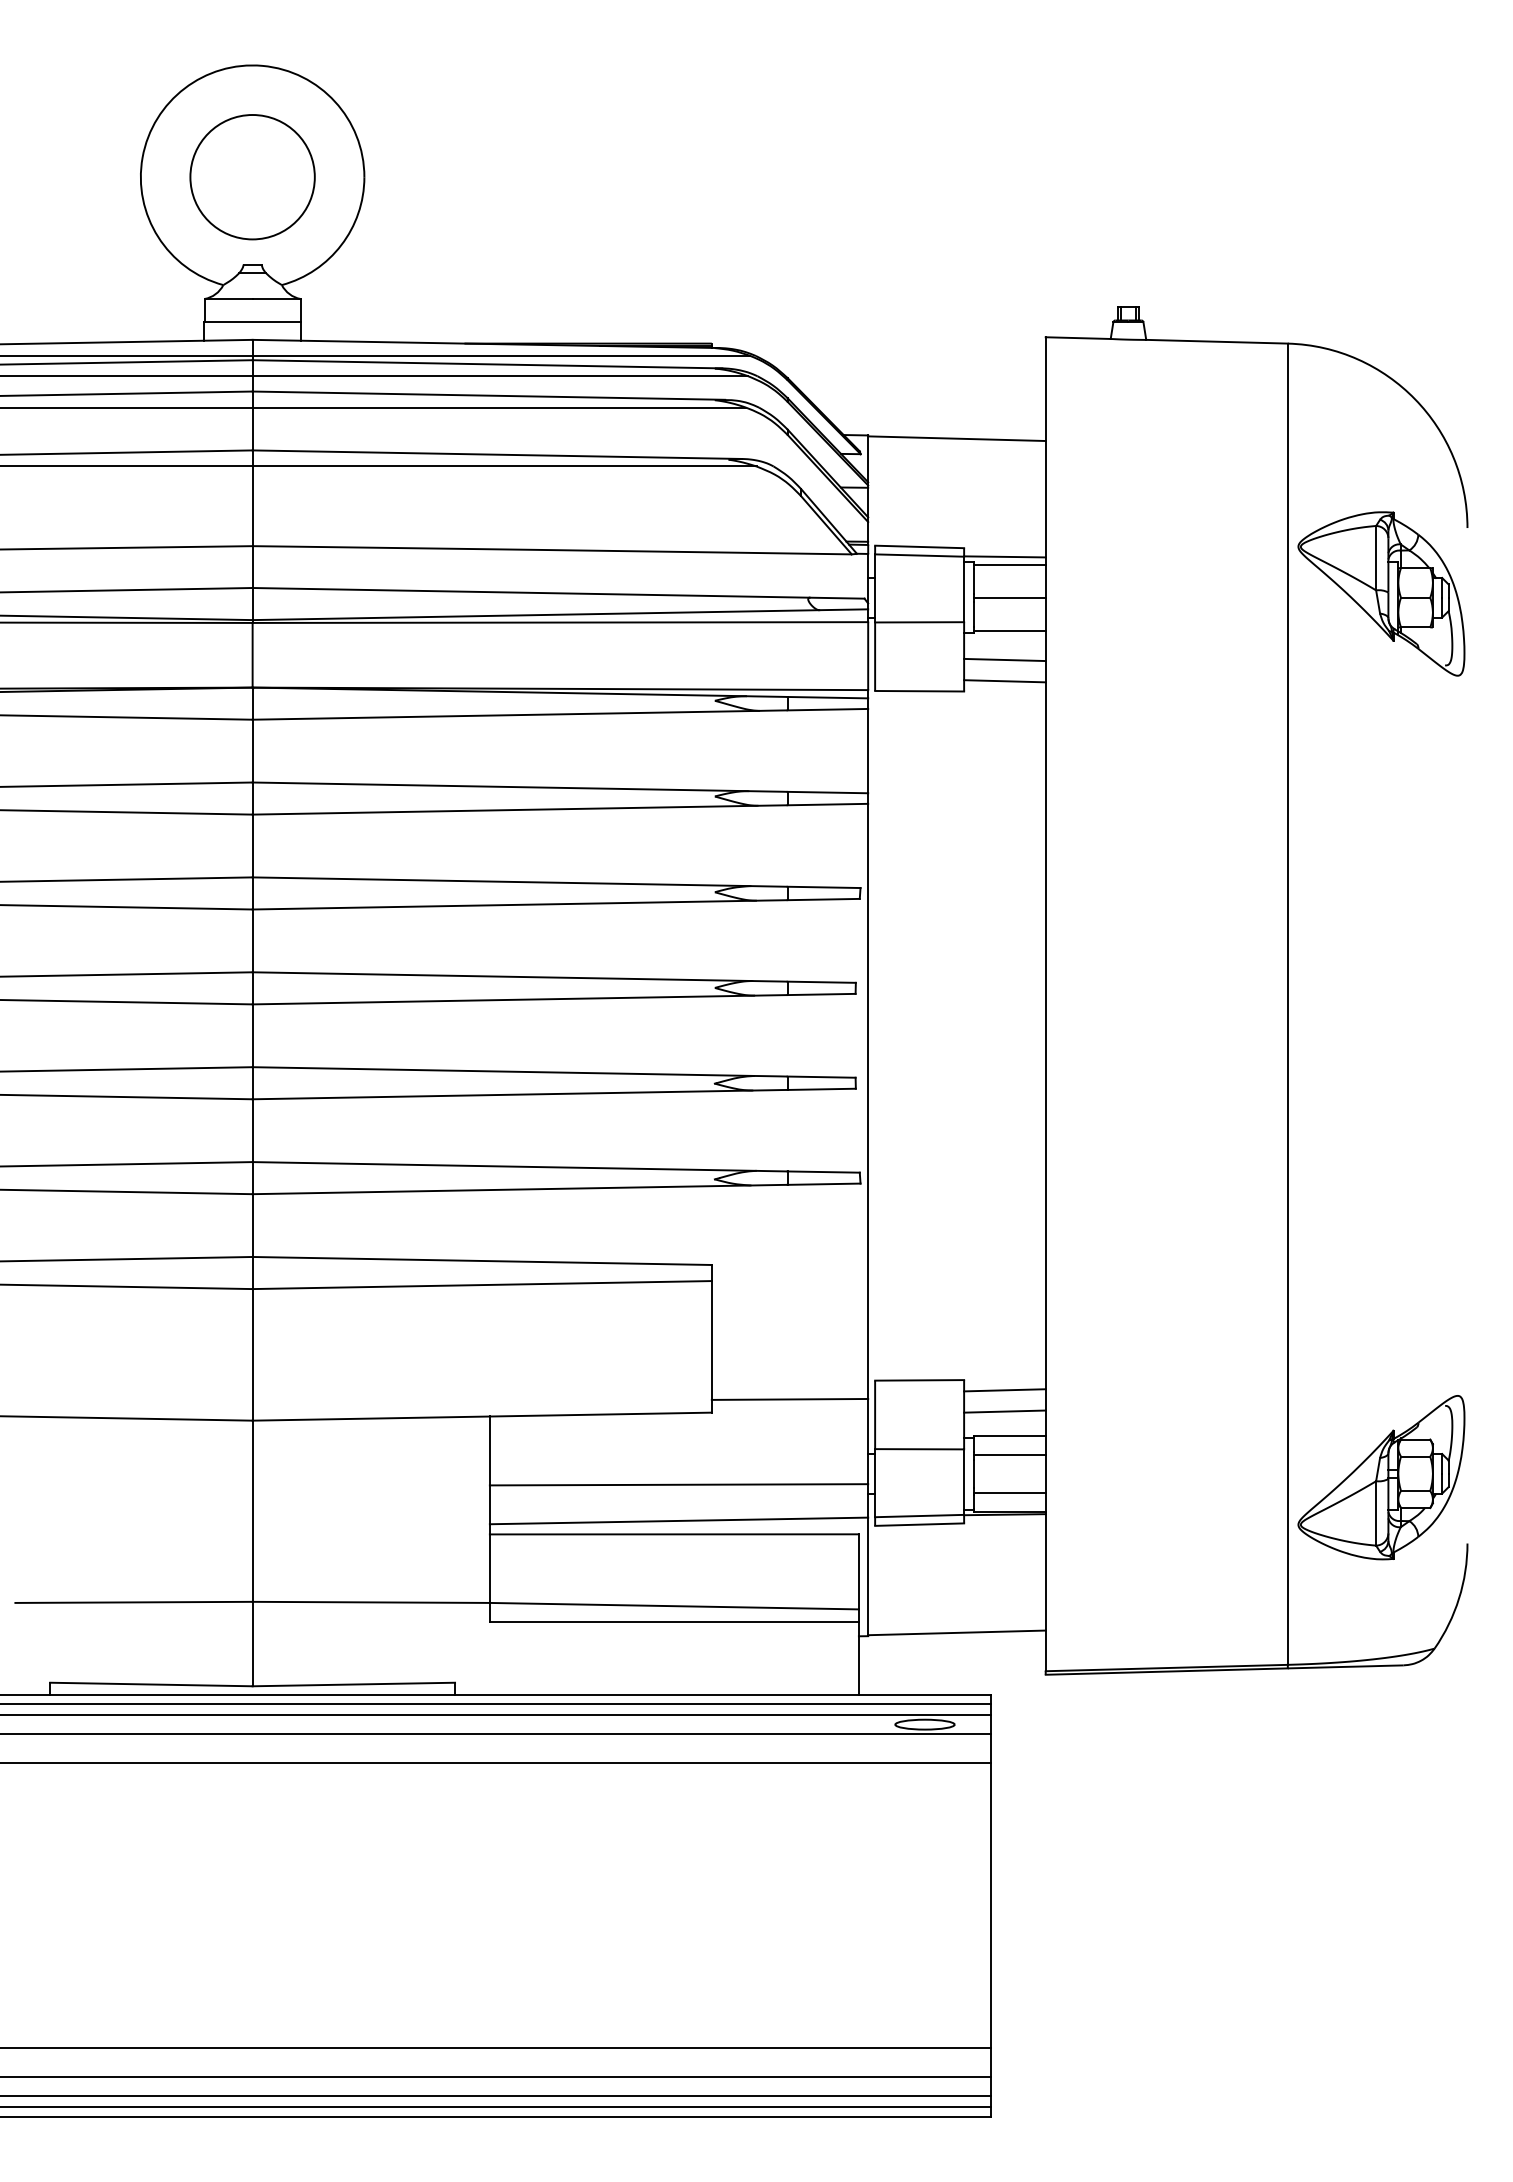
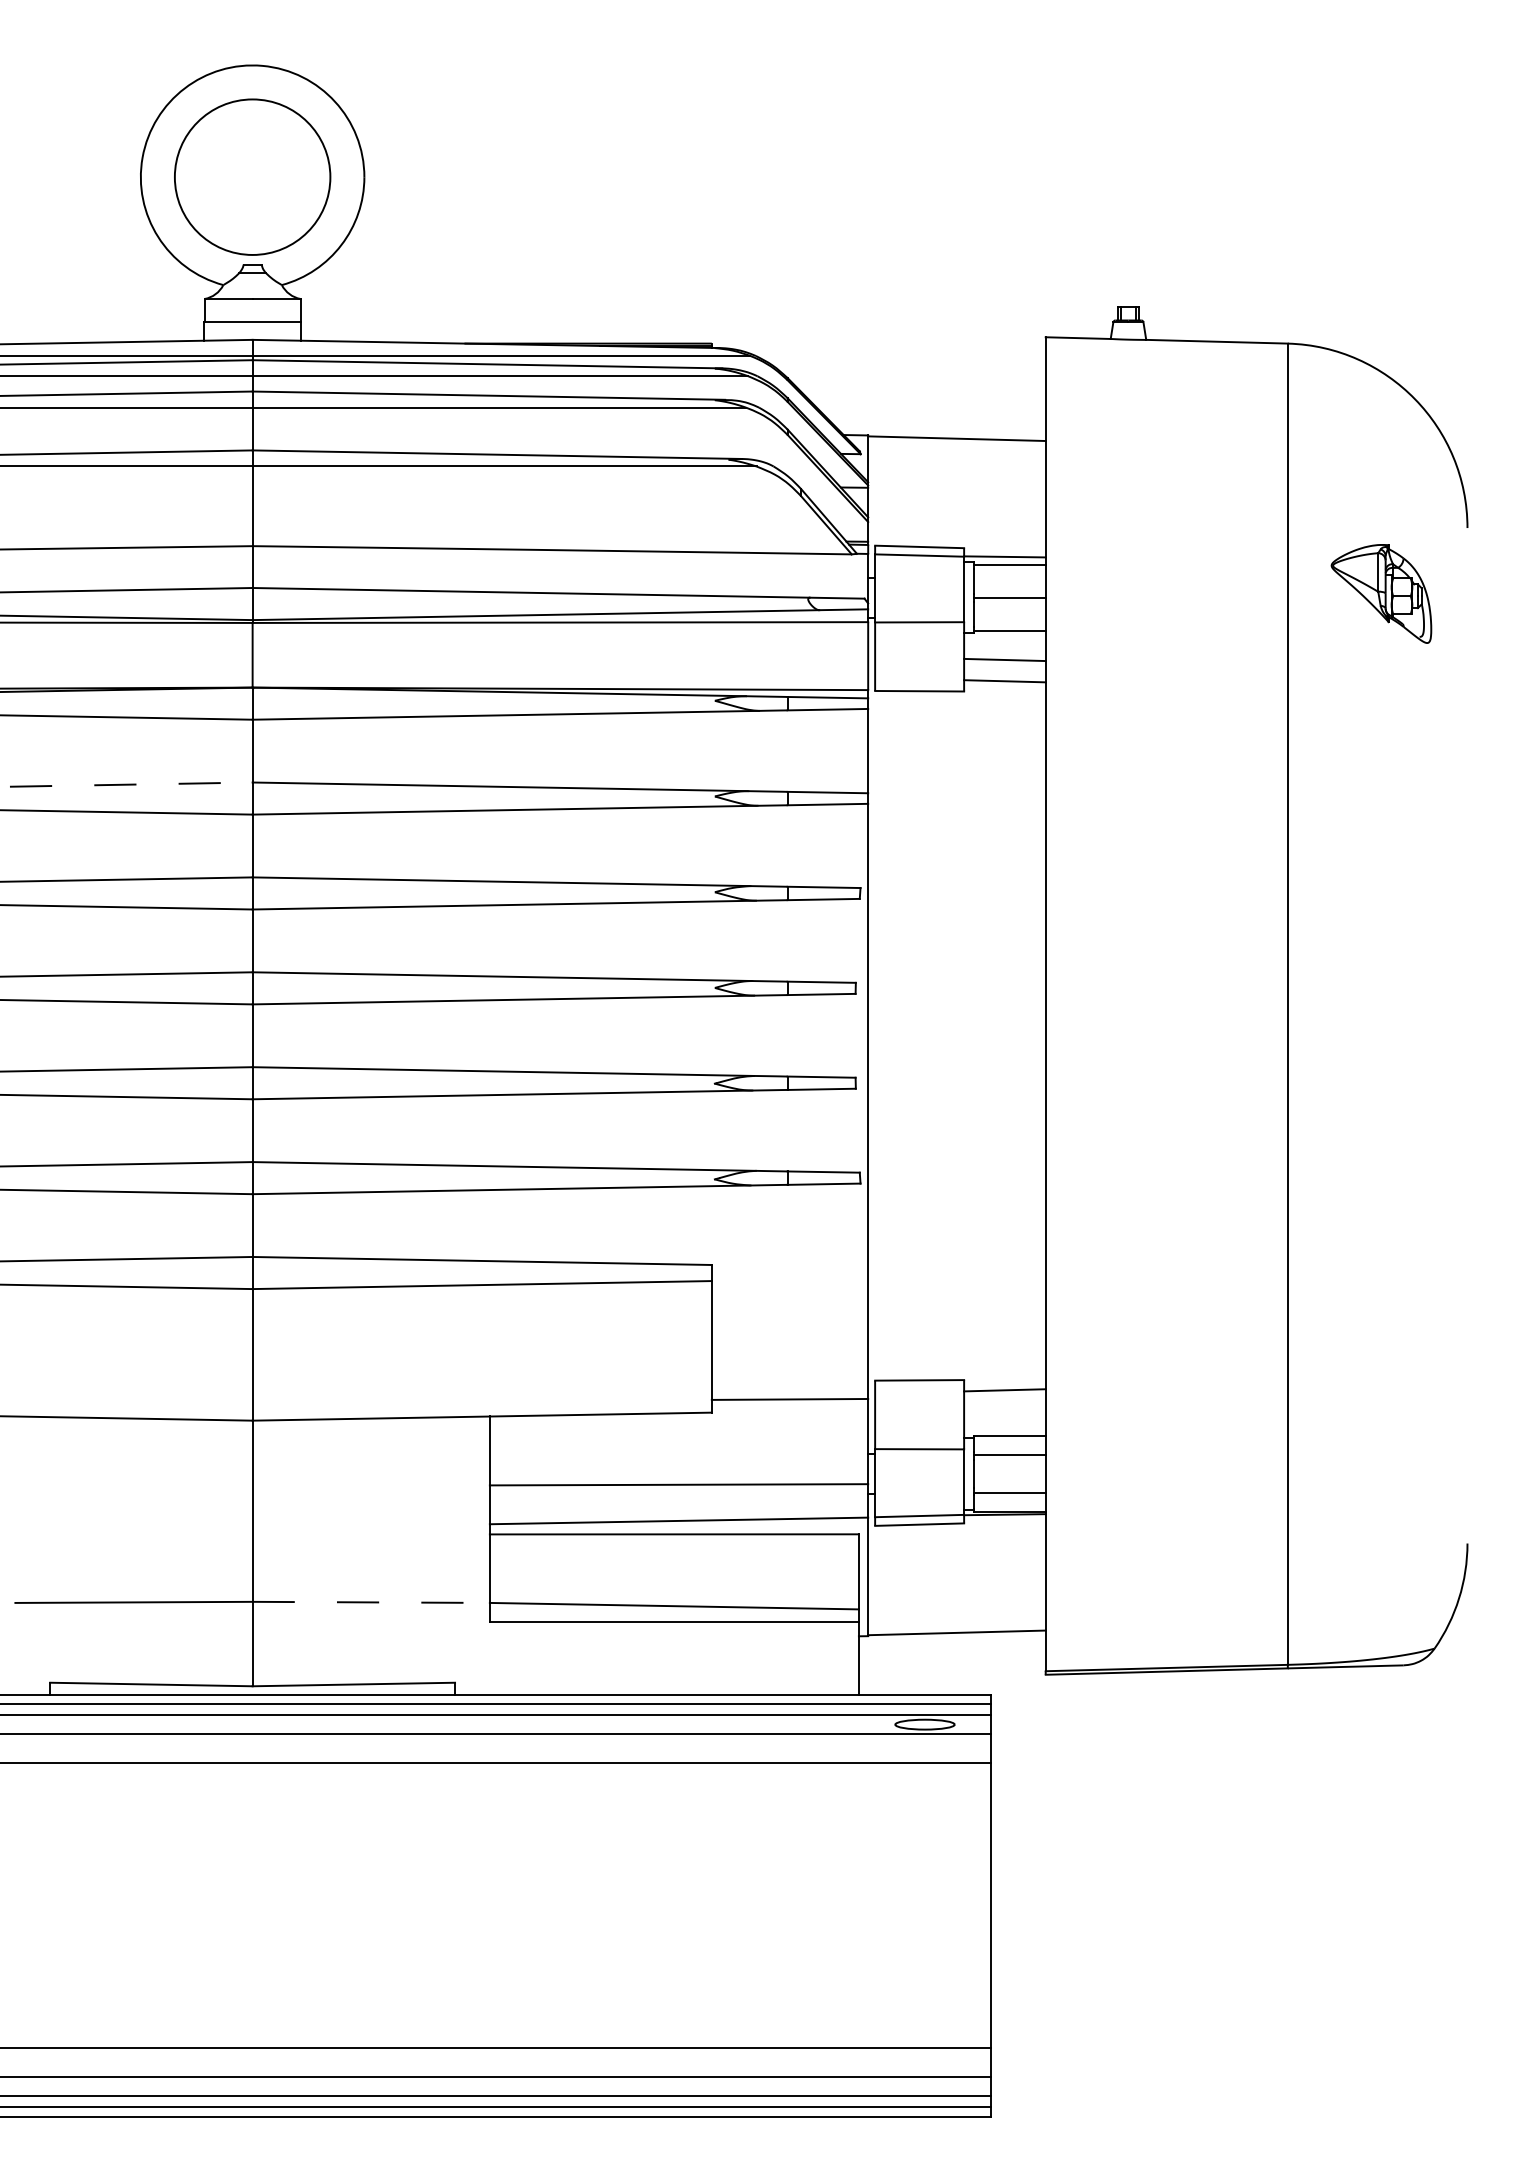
circle diameter: 124 px -> 156 px (252, 176)
part size: 169x166 px -> 103x100 px (1381, 593)
line: solid -> dashed (126, 784)
line: present -> none (1004, 1411)
part: present -> none (1381, 1477)
line: solid -> dashed (371, 1602)
